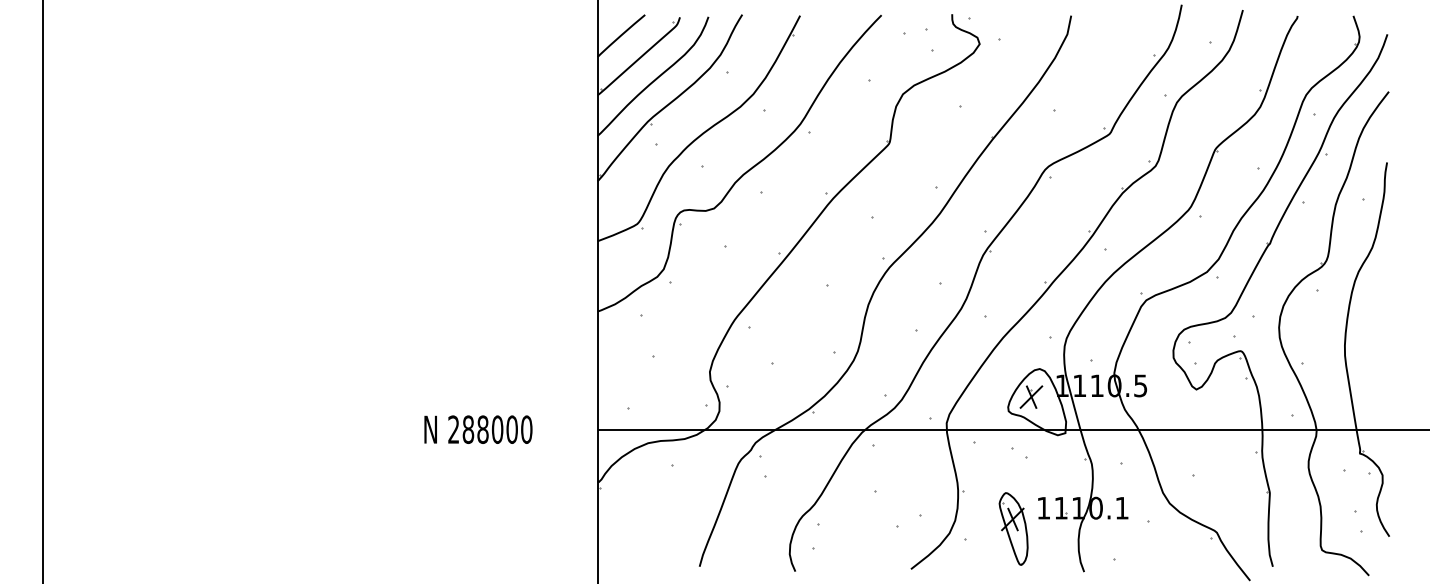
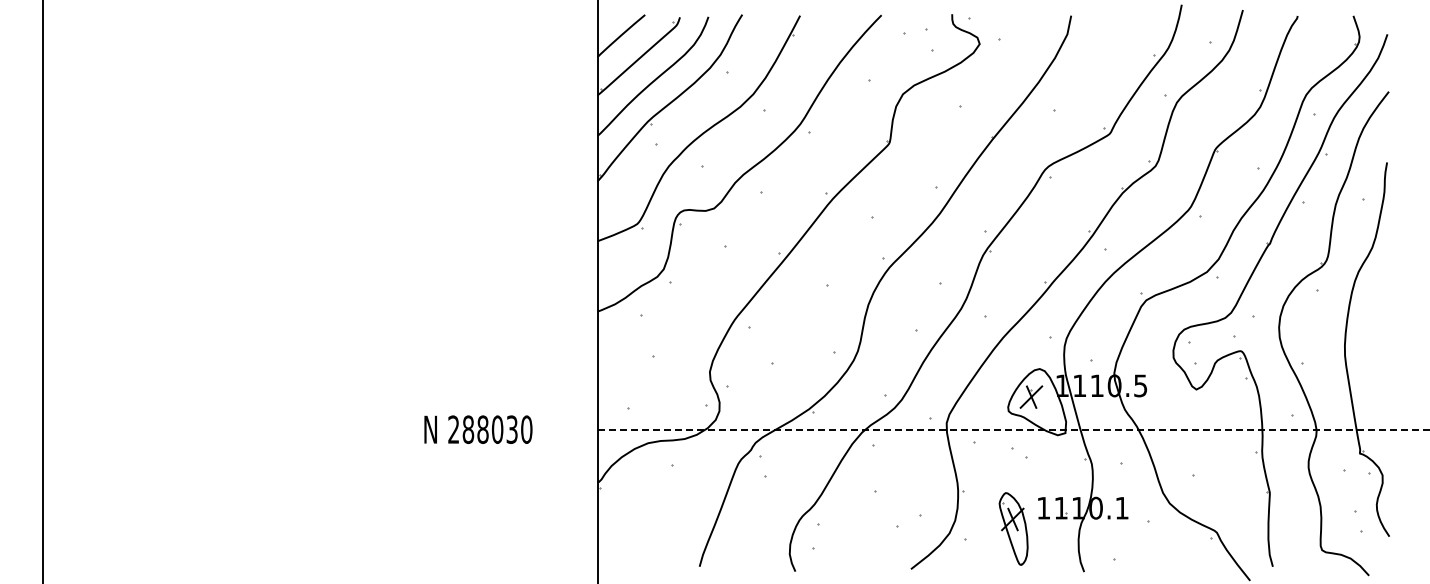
text: 288000 -> 288030 (511, 429)
line: solid -> dashed (1013, 429)
